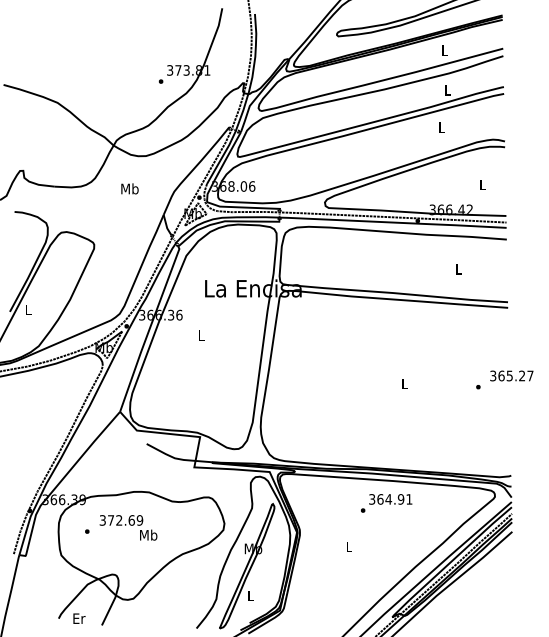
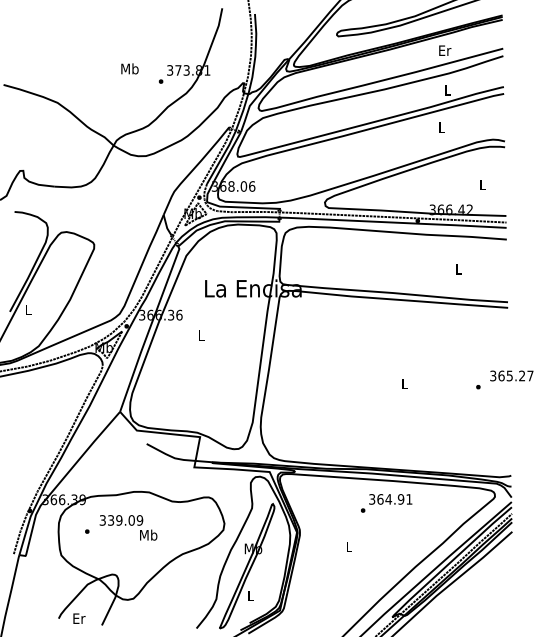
text: L -> Er (445, 50)
text position: (129, 188) -> (129, 68) (129, 68)
text: 372.69 -> 339.09 (121, 520)
